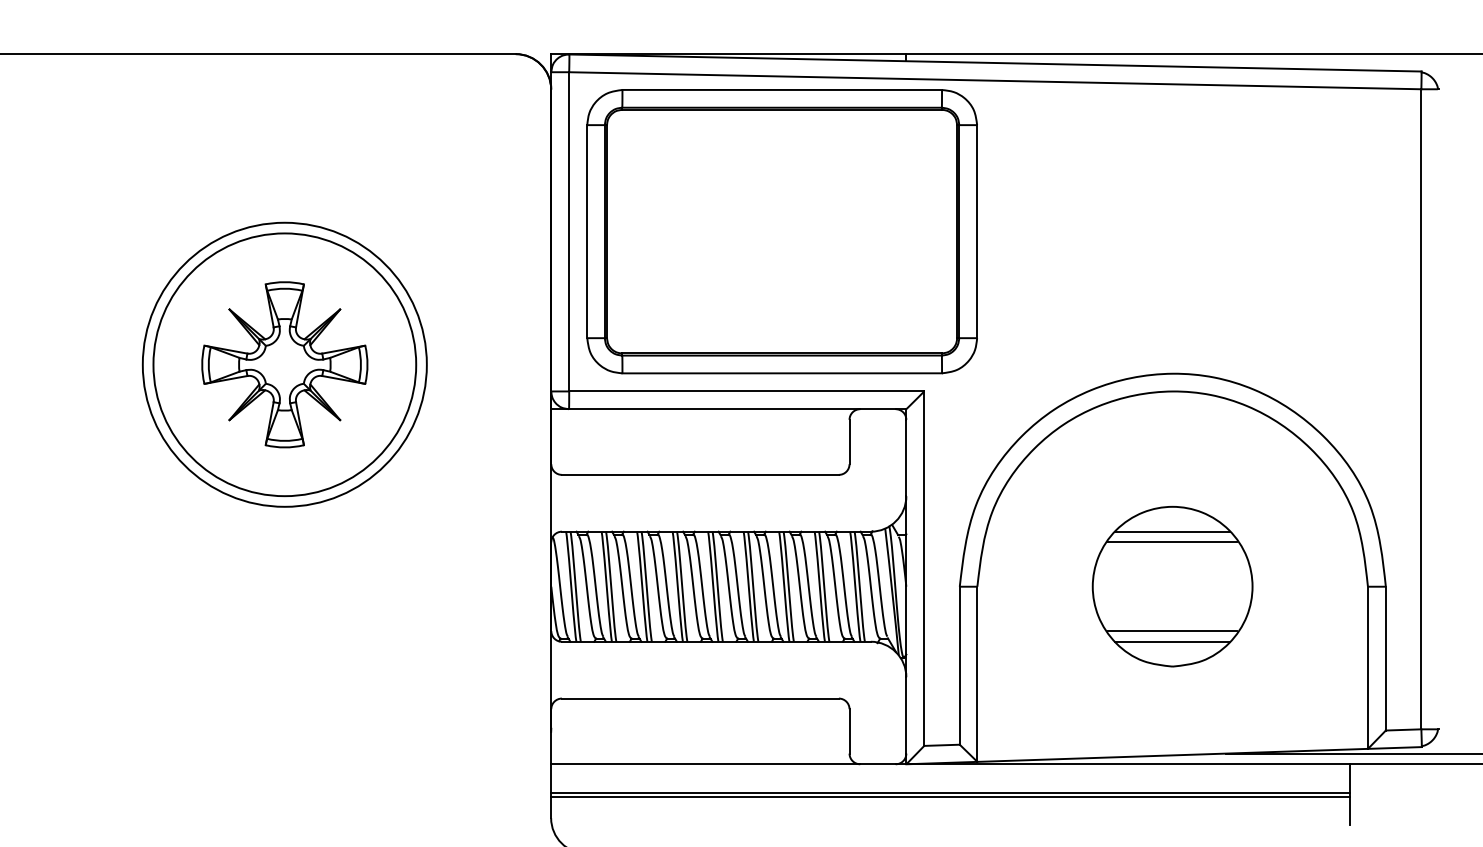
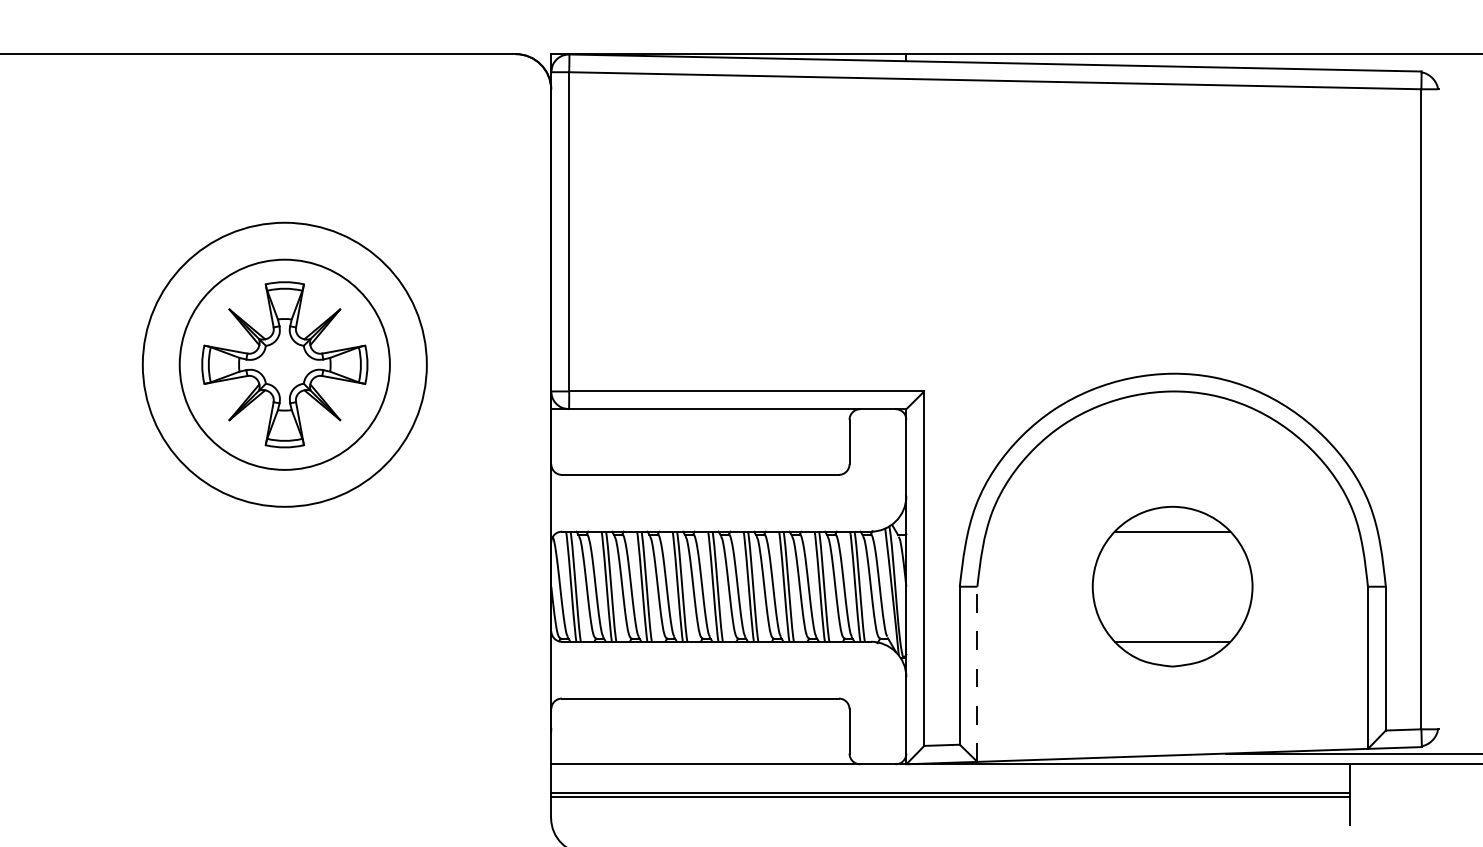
part: present -> none (781, 231)
circle diameter: 263 px -> 210 px (284, 364)
line: present -> none (1172, 542)
line: present -> none (1172, 631)
line: solid -> dashed (977, 674)
